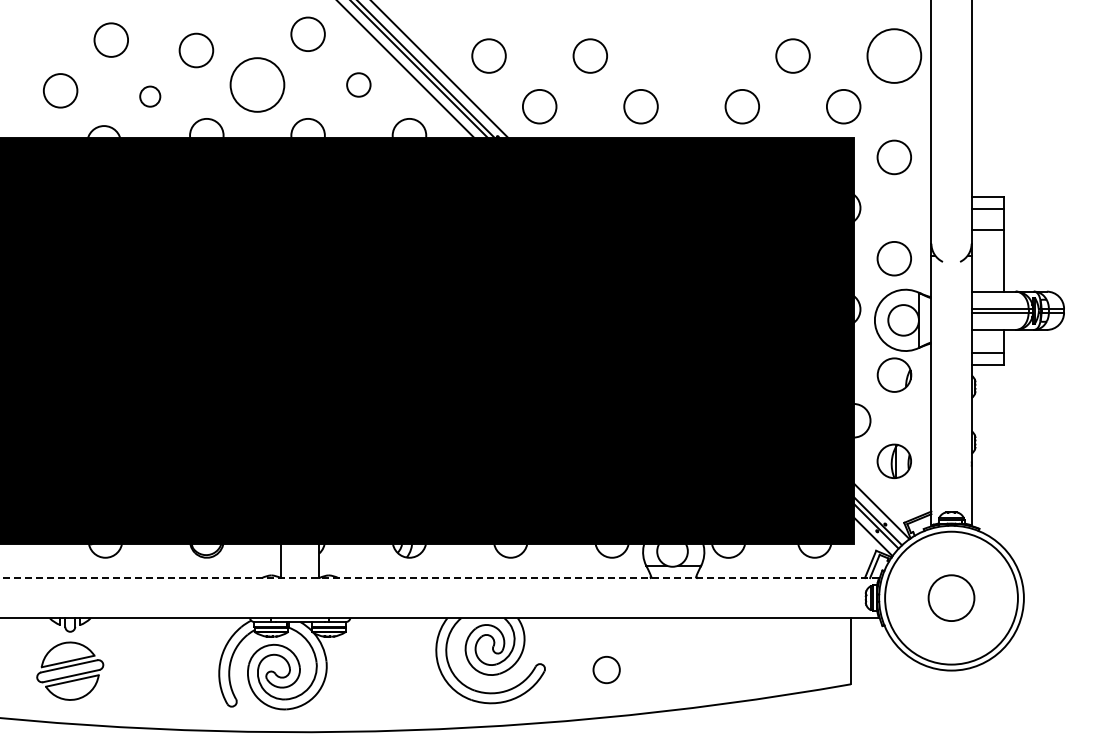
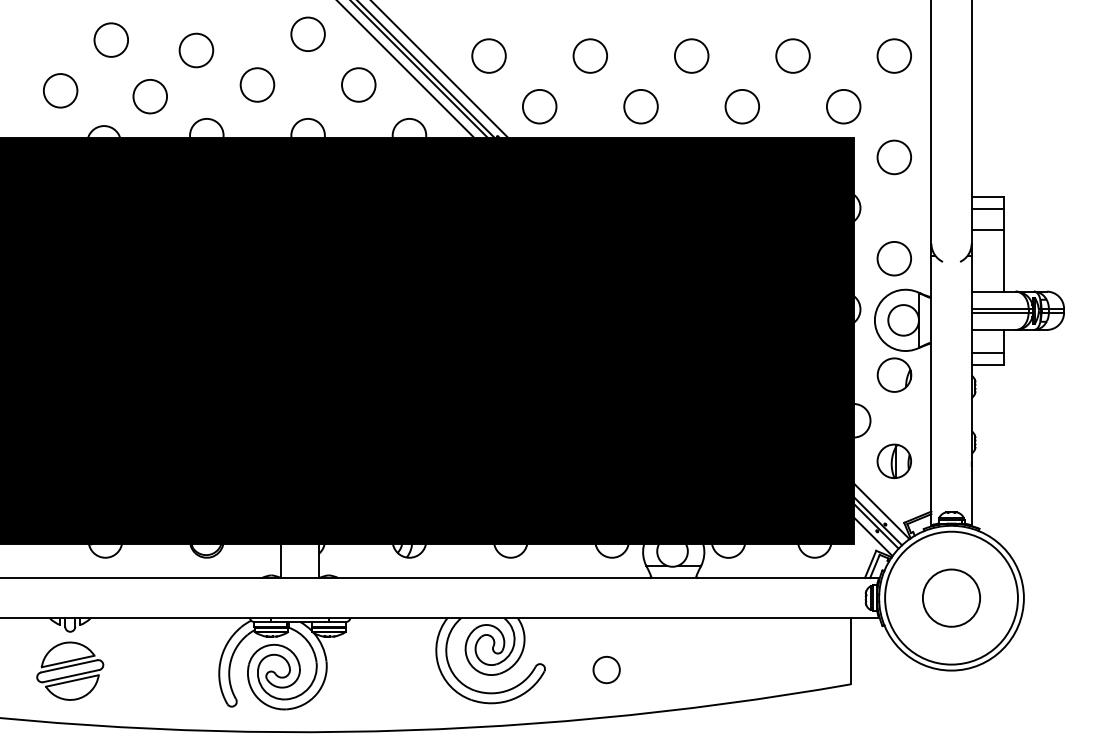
circle: none -> present (691, 55)
circle diameter: 54 px -> 34 px (894, 55)
circle diameter: 54 px -> 34 px (257, 84)
circle size: 26x26 px -> 36x36 px (358, 84)
circle diameter: 20 px -> 34 px (150, 96)
line: dashed -> solid (438, 578)
circle diameter: 46 px -> 57 px (951, 597)
